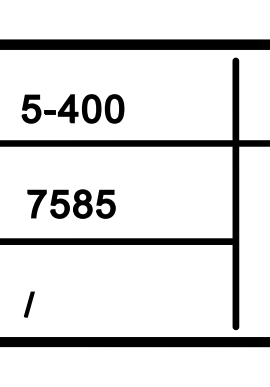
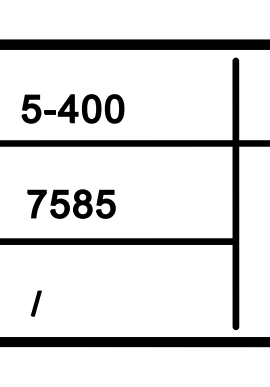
part position: (29, 304) -> (36, 303) (36, 303)
